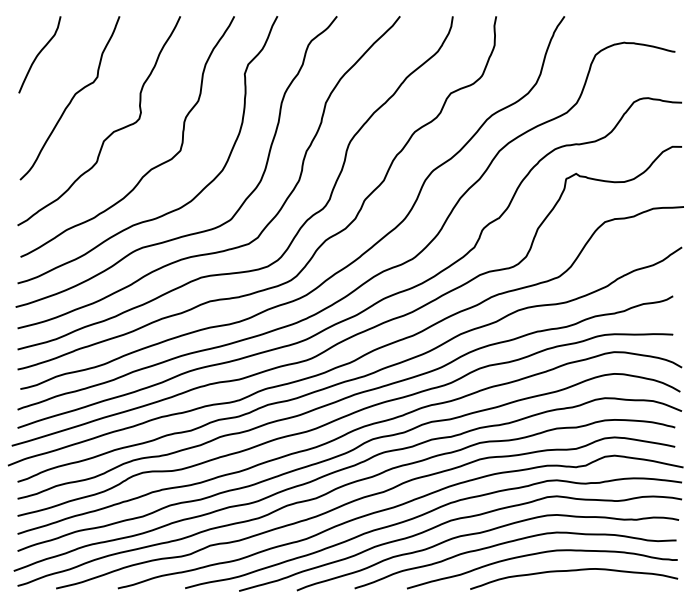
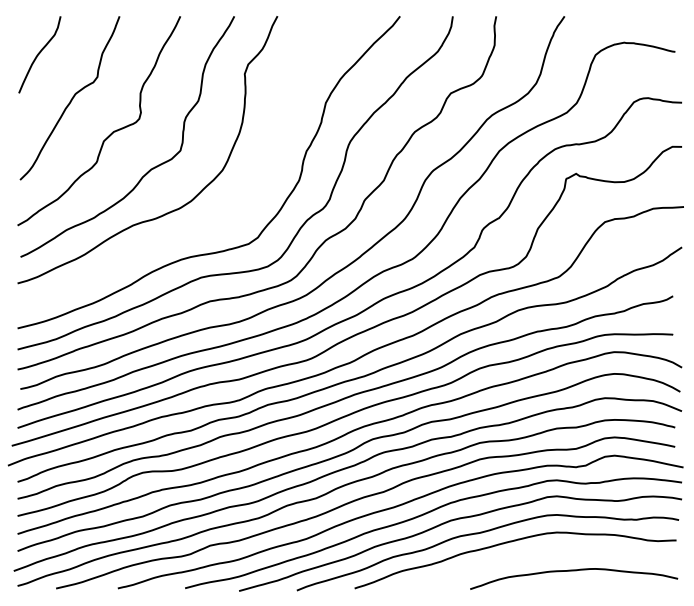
curve: present -> none (194, 232)
curve: present -> none (538, 554)
